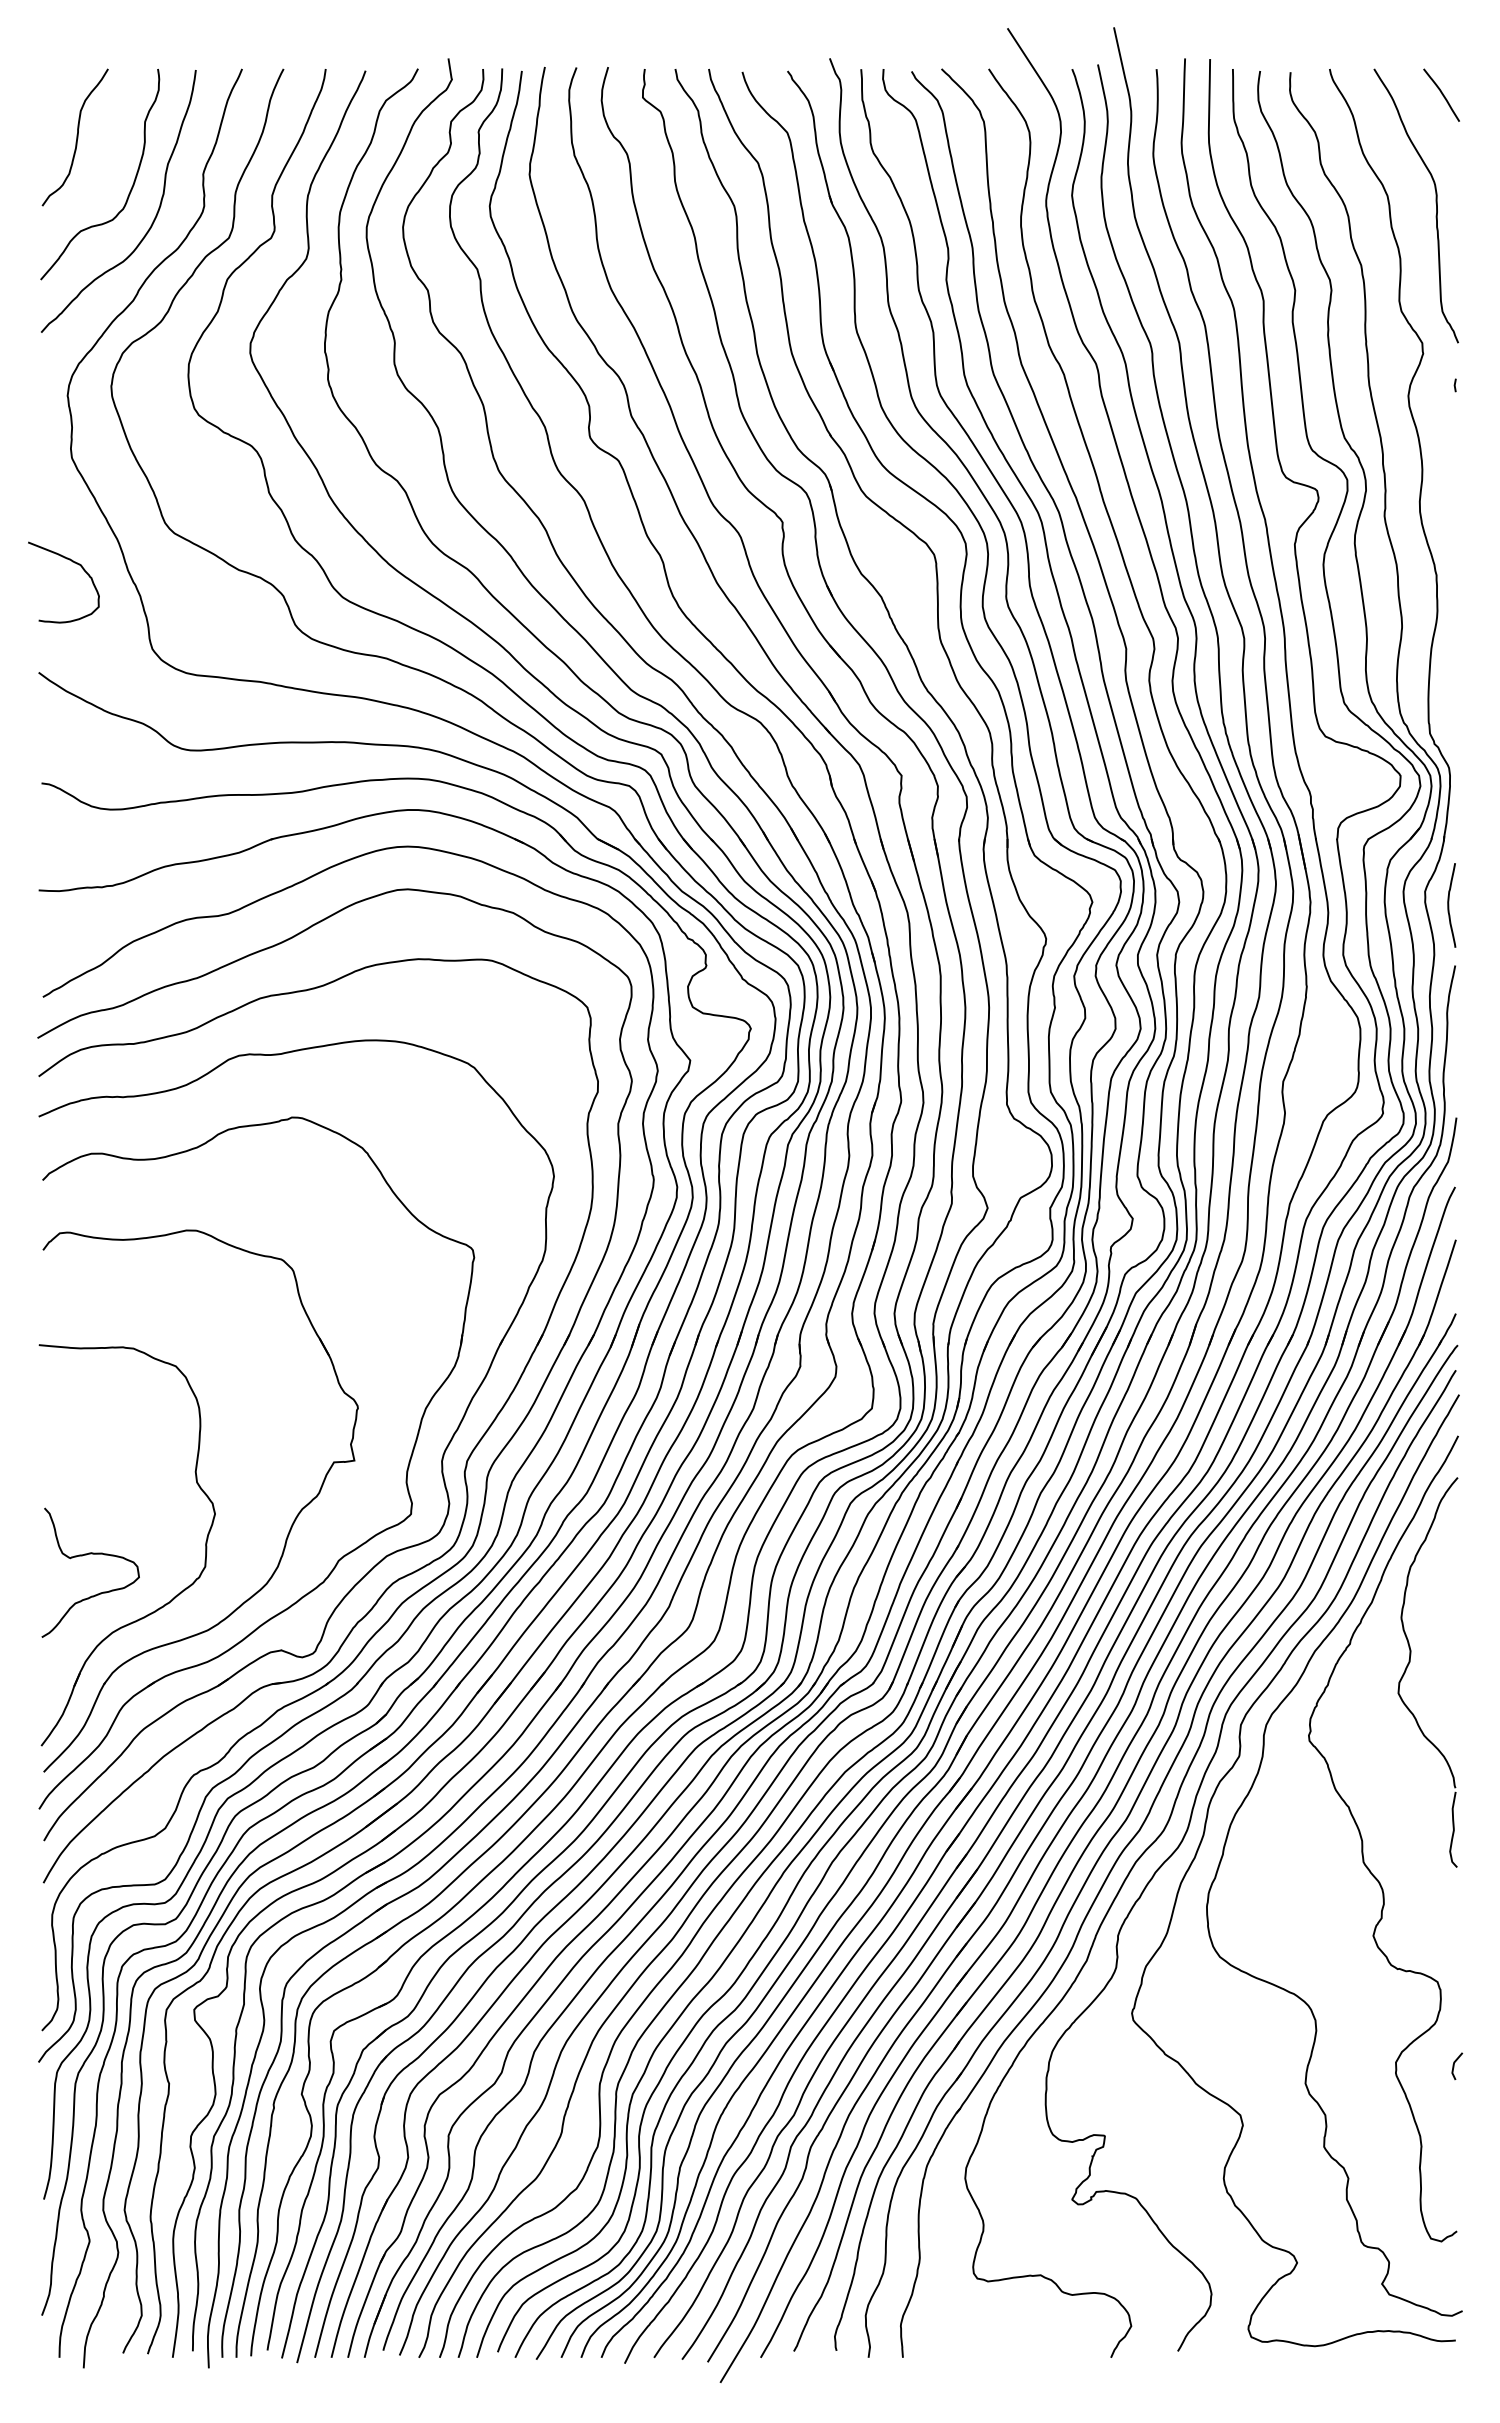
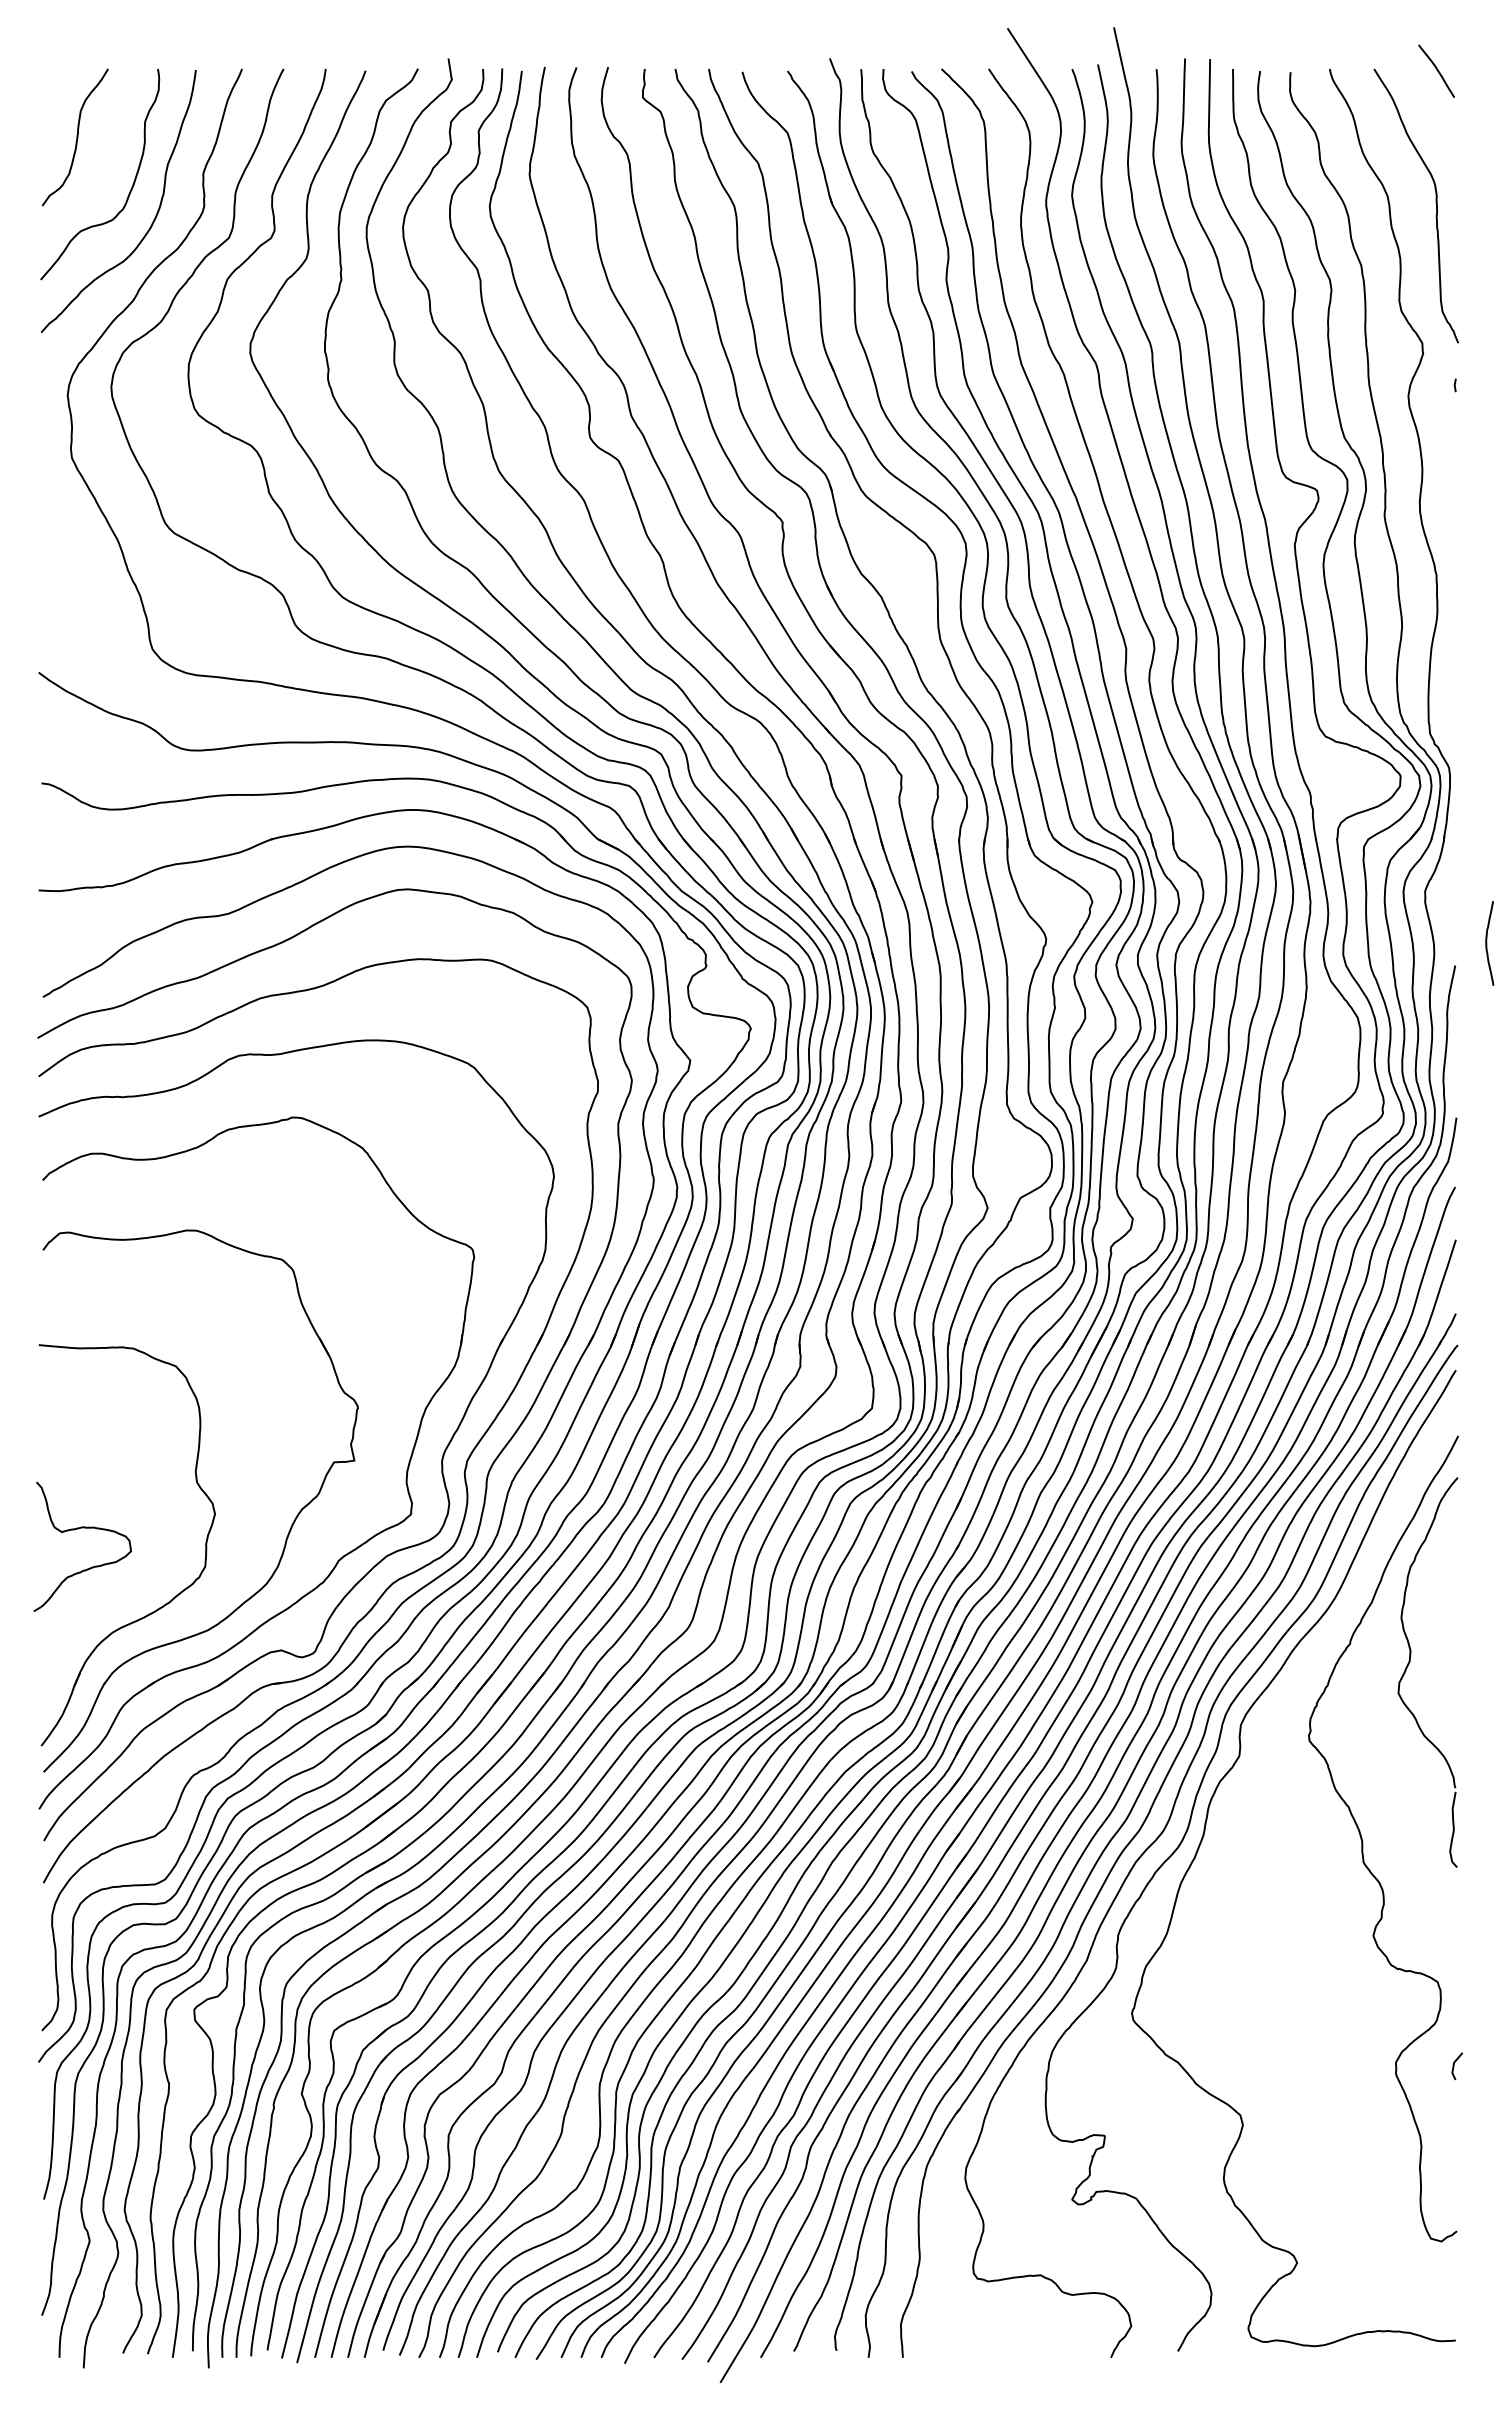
curve position: (1441, 94) -> (1436, 70) (1436, 70)
curve: present -> none (72, 562)
curve position: (1449, 905) -> (1487, 943) (1487, 943)
curve position: (86, 1555) -> (78, 1529) (78, 1529)
curve: present -> none (1247, 1797)
